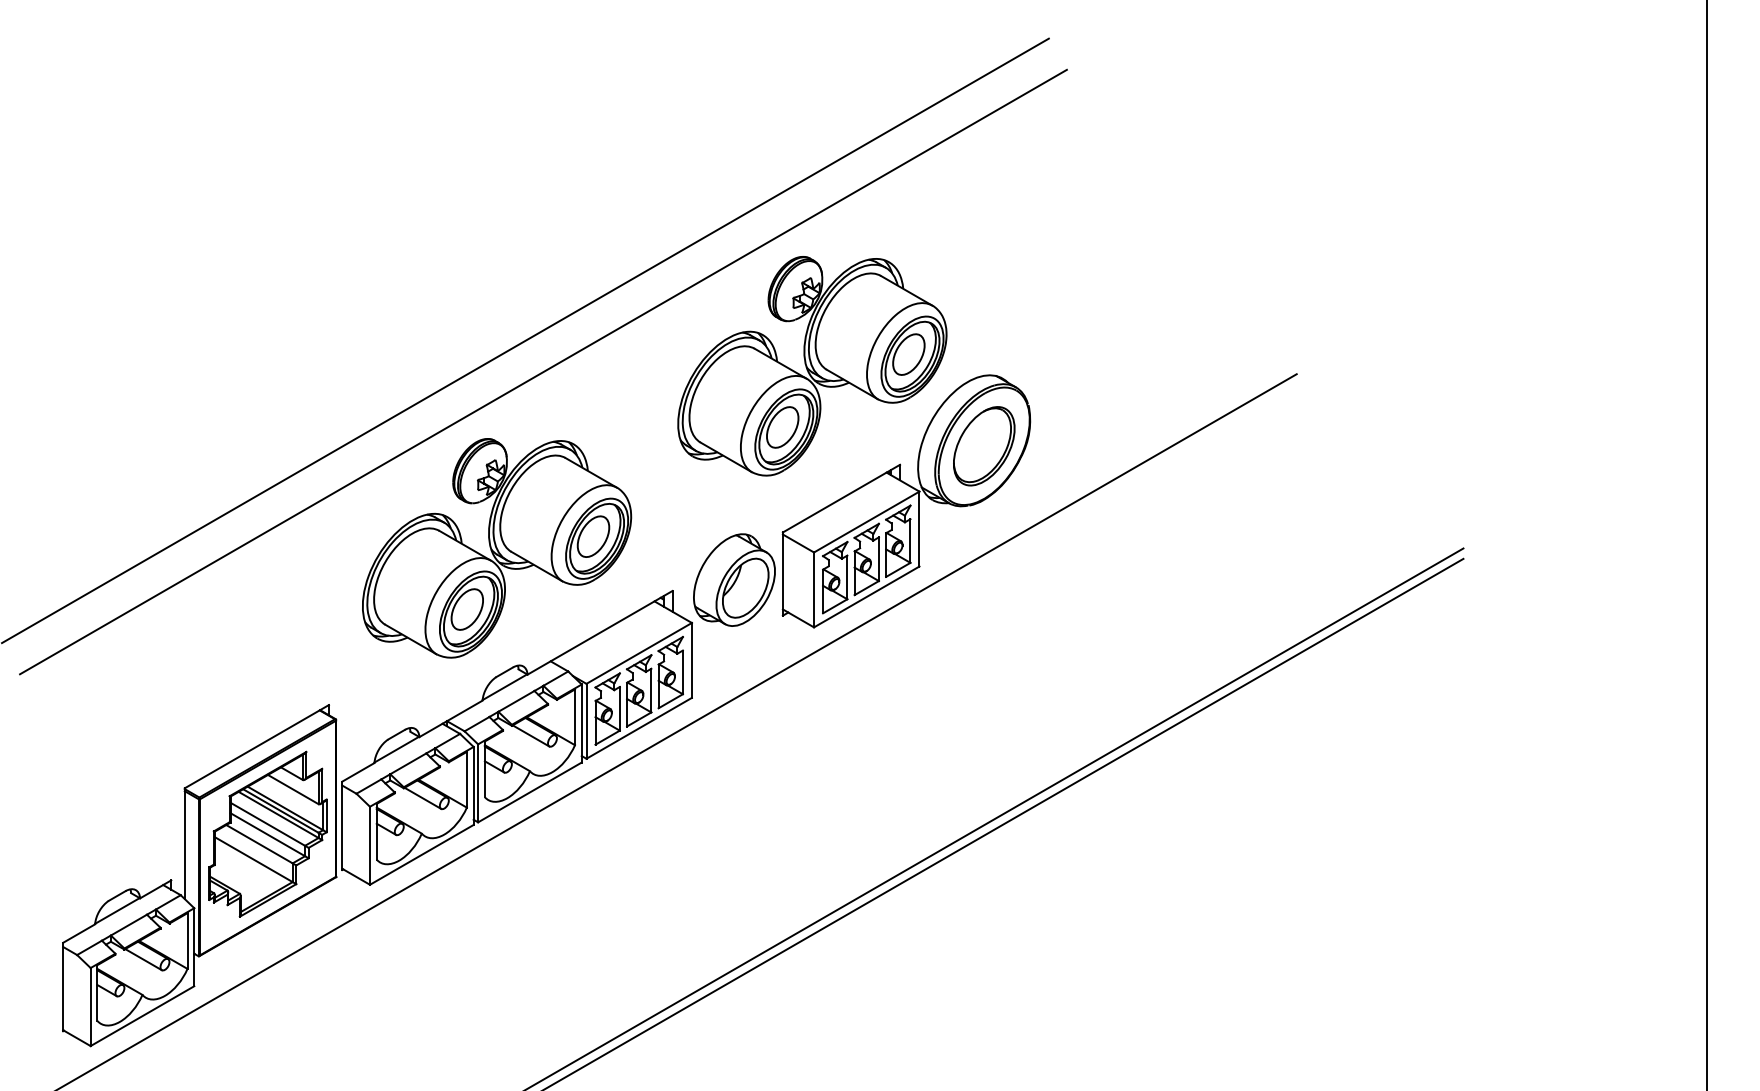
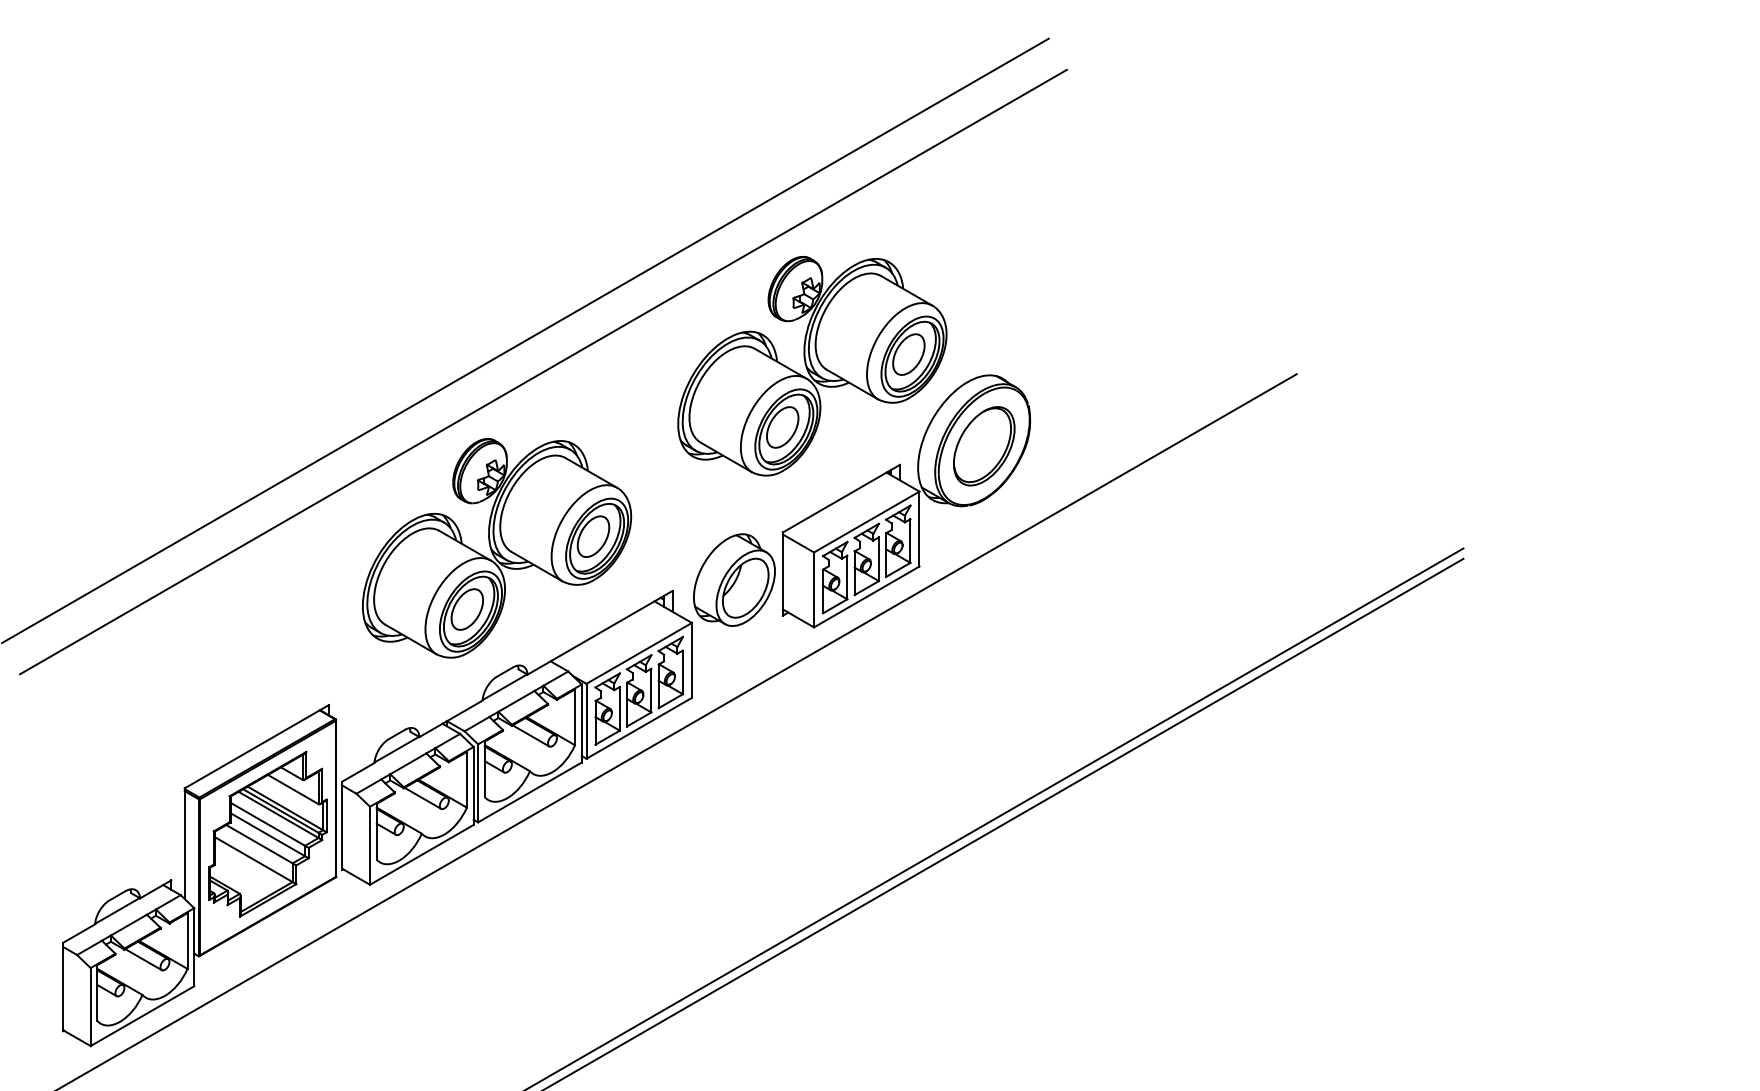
line: present -> none (1707, 544)
